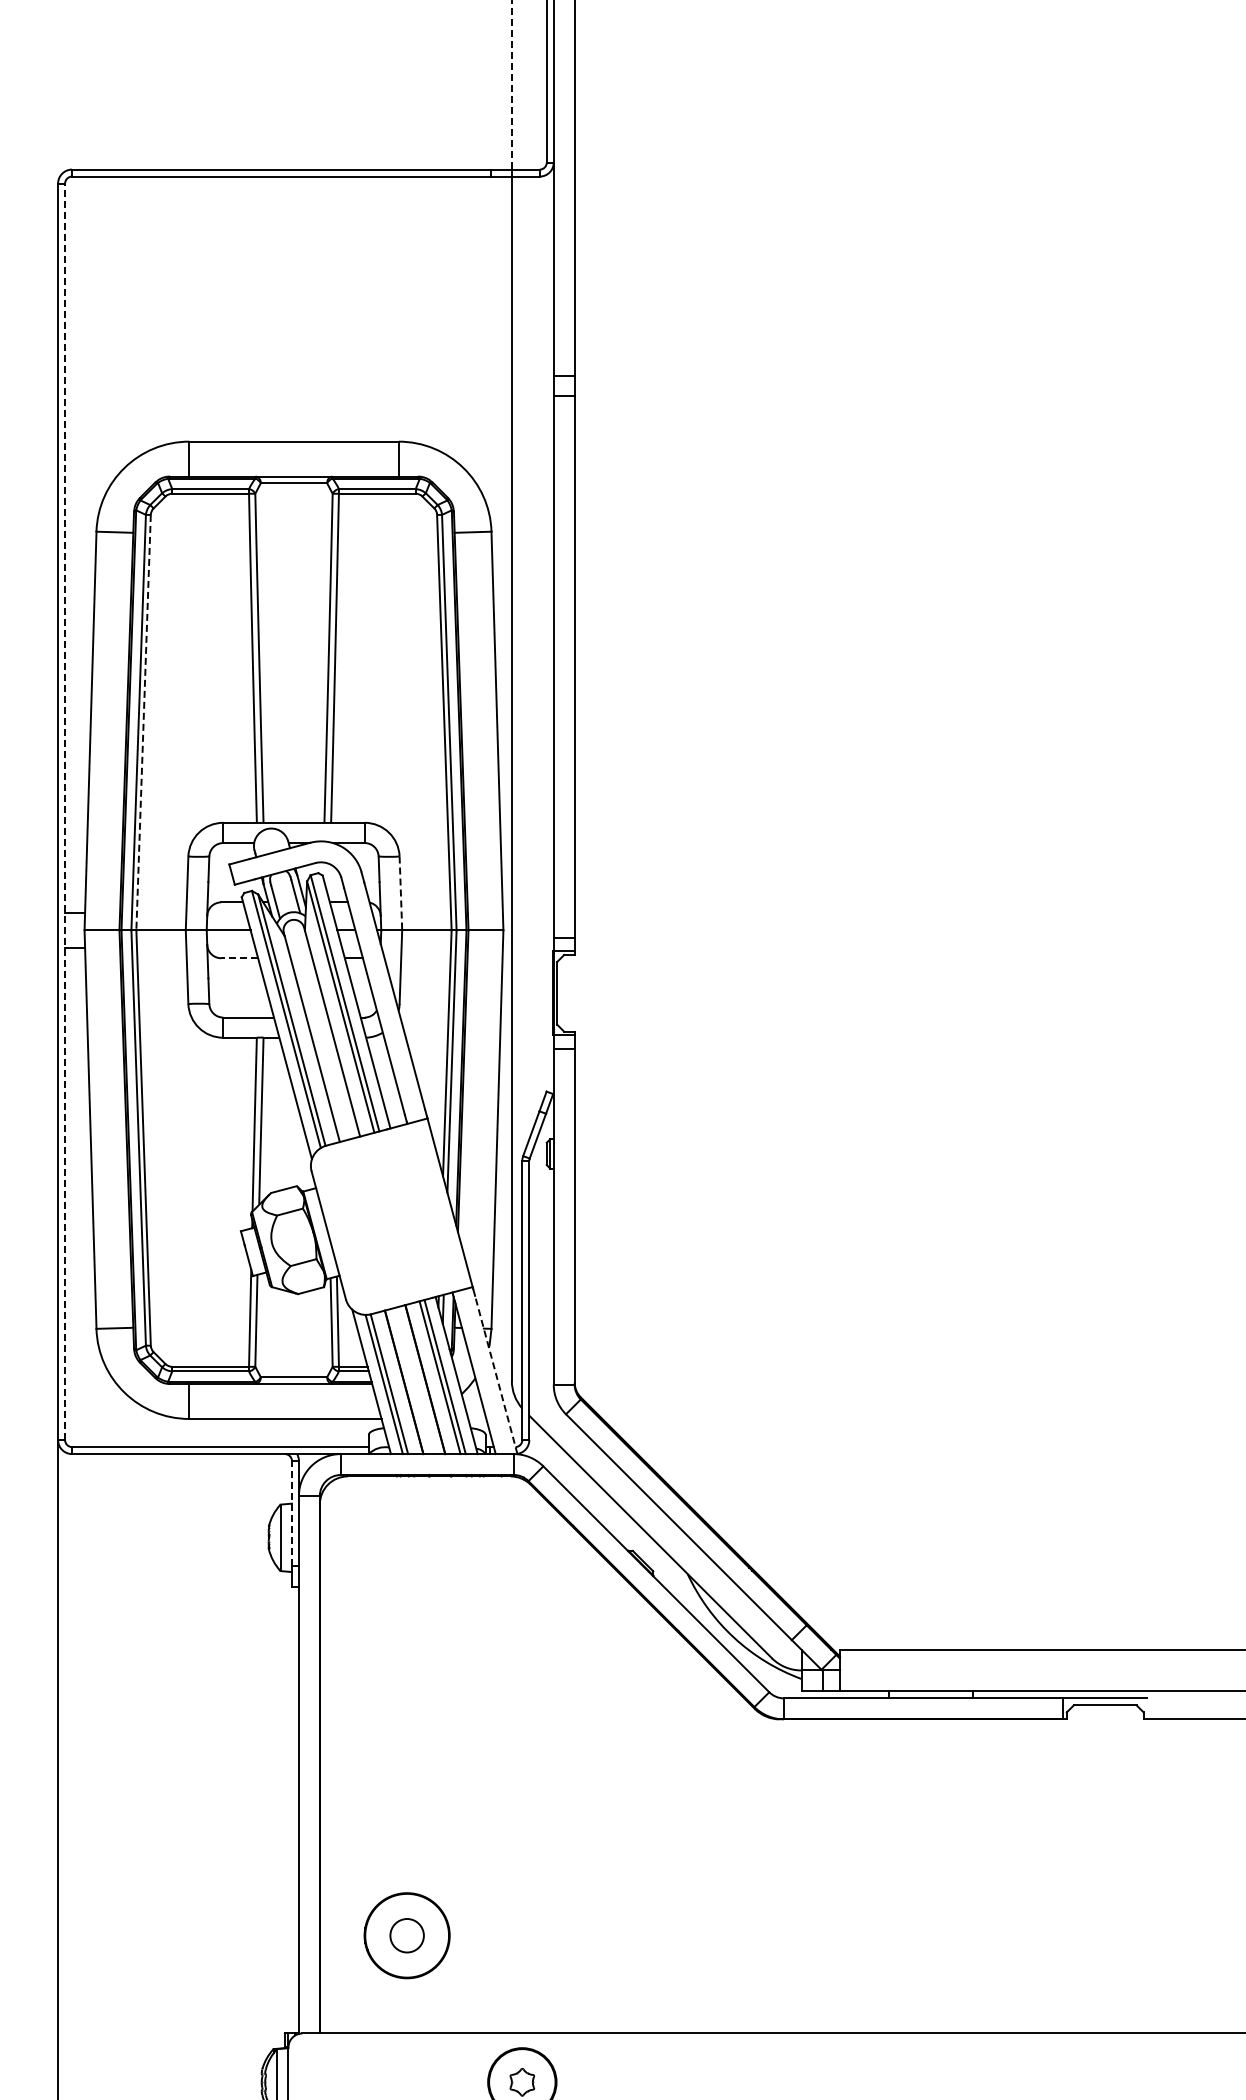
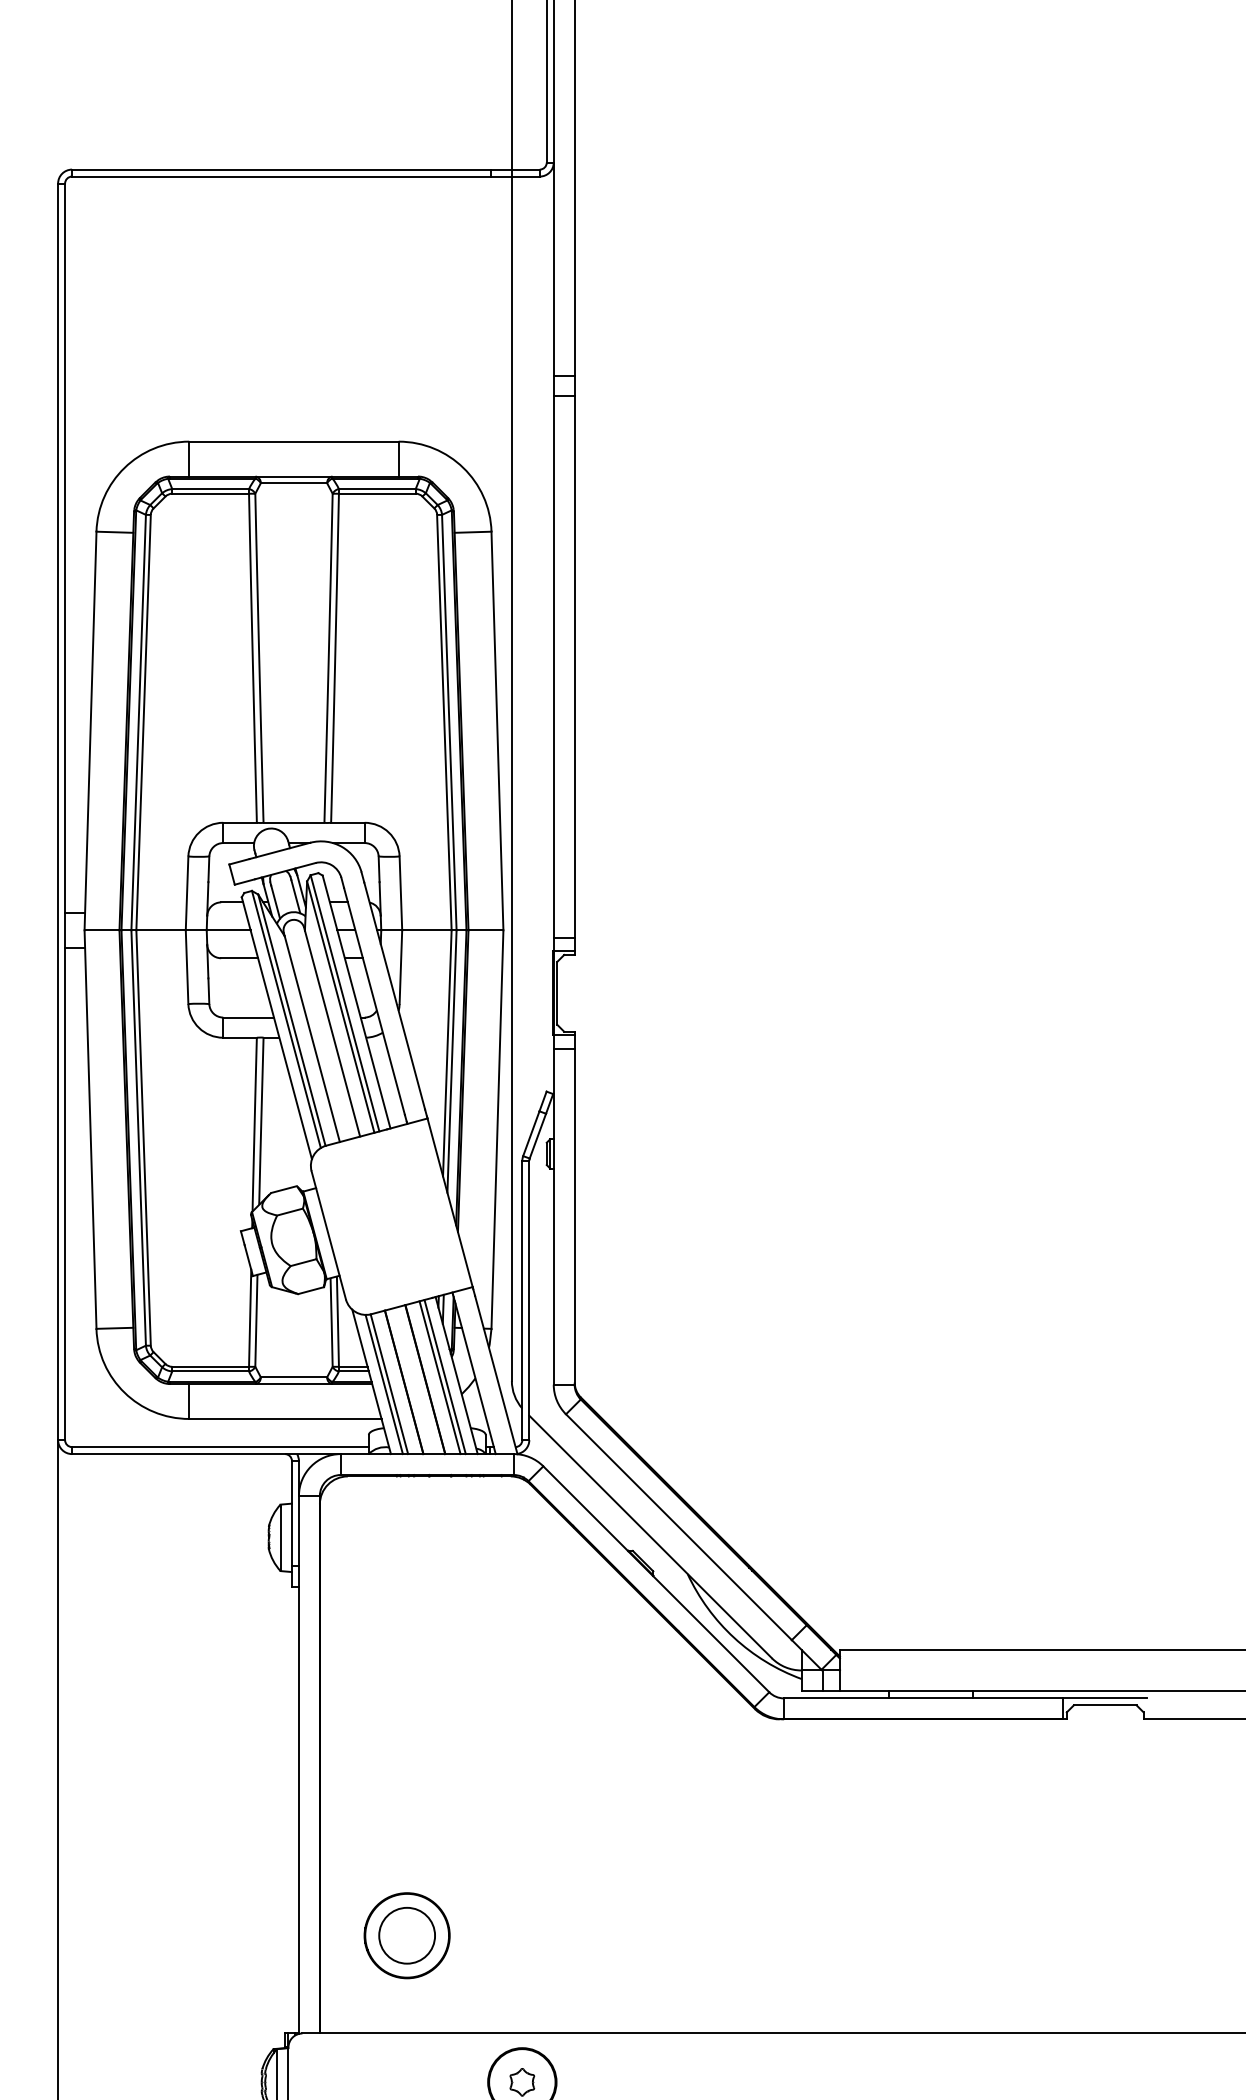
line: dashed -> solid (511, 85)
line: dashed -> solid (143, 722)
line: dashed -> solid (65, 811)
line: dashed -> solid (400, 893)
line: dashed -> solid (239, 958)
line: dashed -> solid (496, 1375)
line: dashed -> solid (291, 1512)
circle diameter: 34 px -> 56 px (407, 1935)
